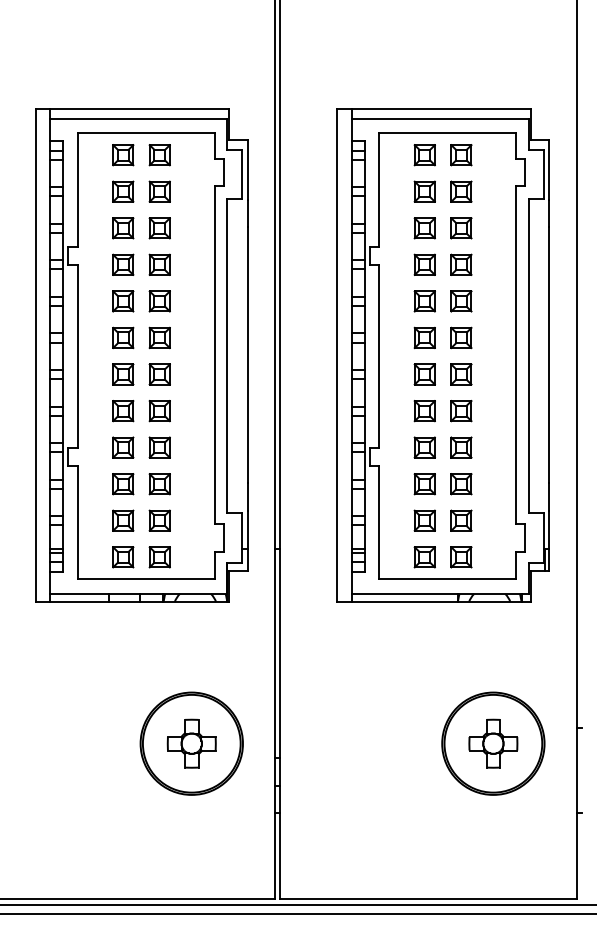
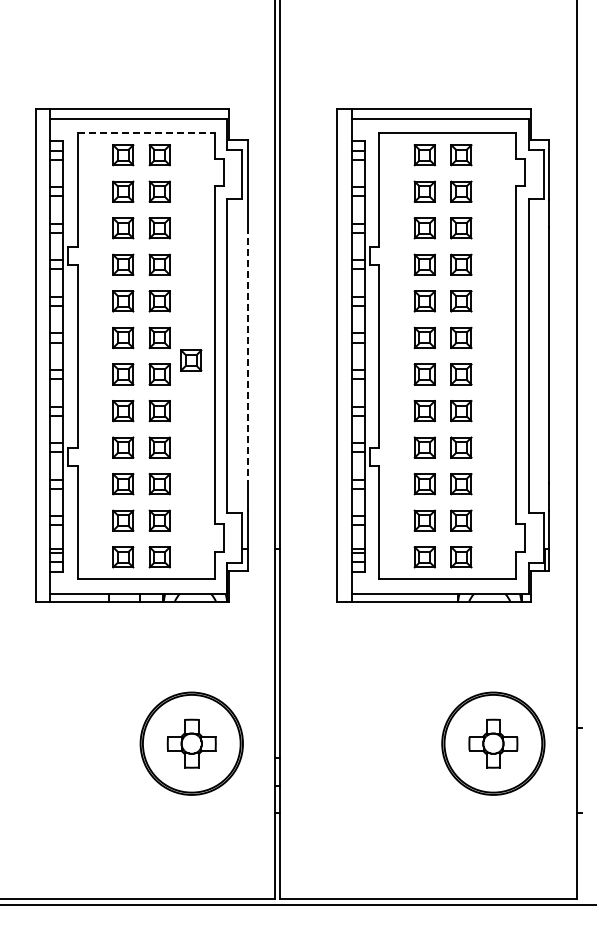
line: solid -> dashed (146, 133)
line: solid -> dashed (247, 355)
part: none -> present (191, 360)
line: present -> none (297, 913)
